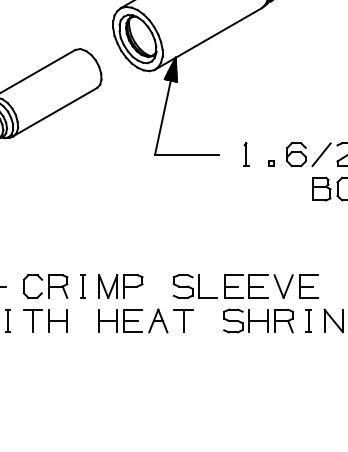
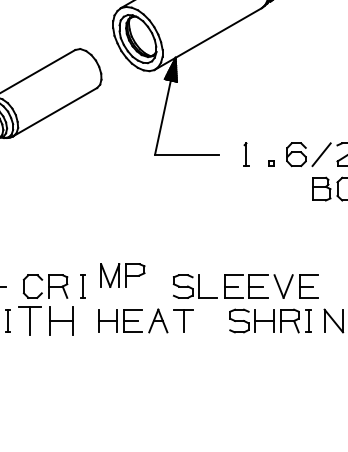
part position: (120, 286) -> (122, 275) (122, 275)
part size: 45x24 px -> 56x30 px (45, 320)
part position: (258, 320) -> (264, 320) (264, 320)
